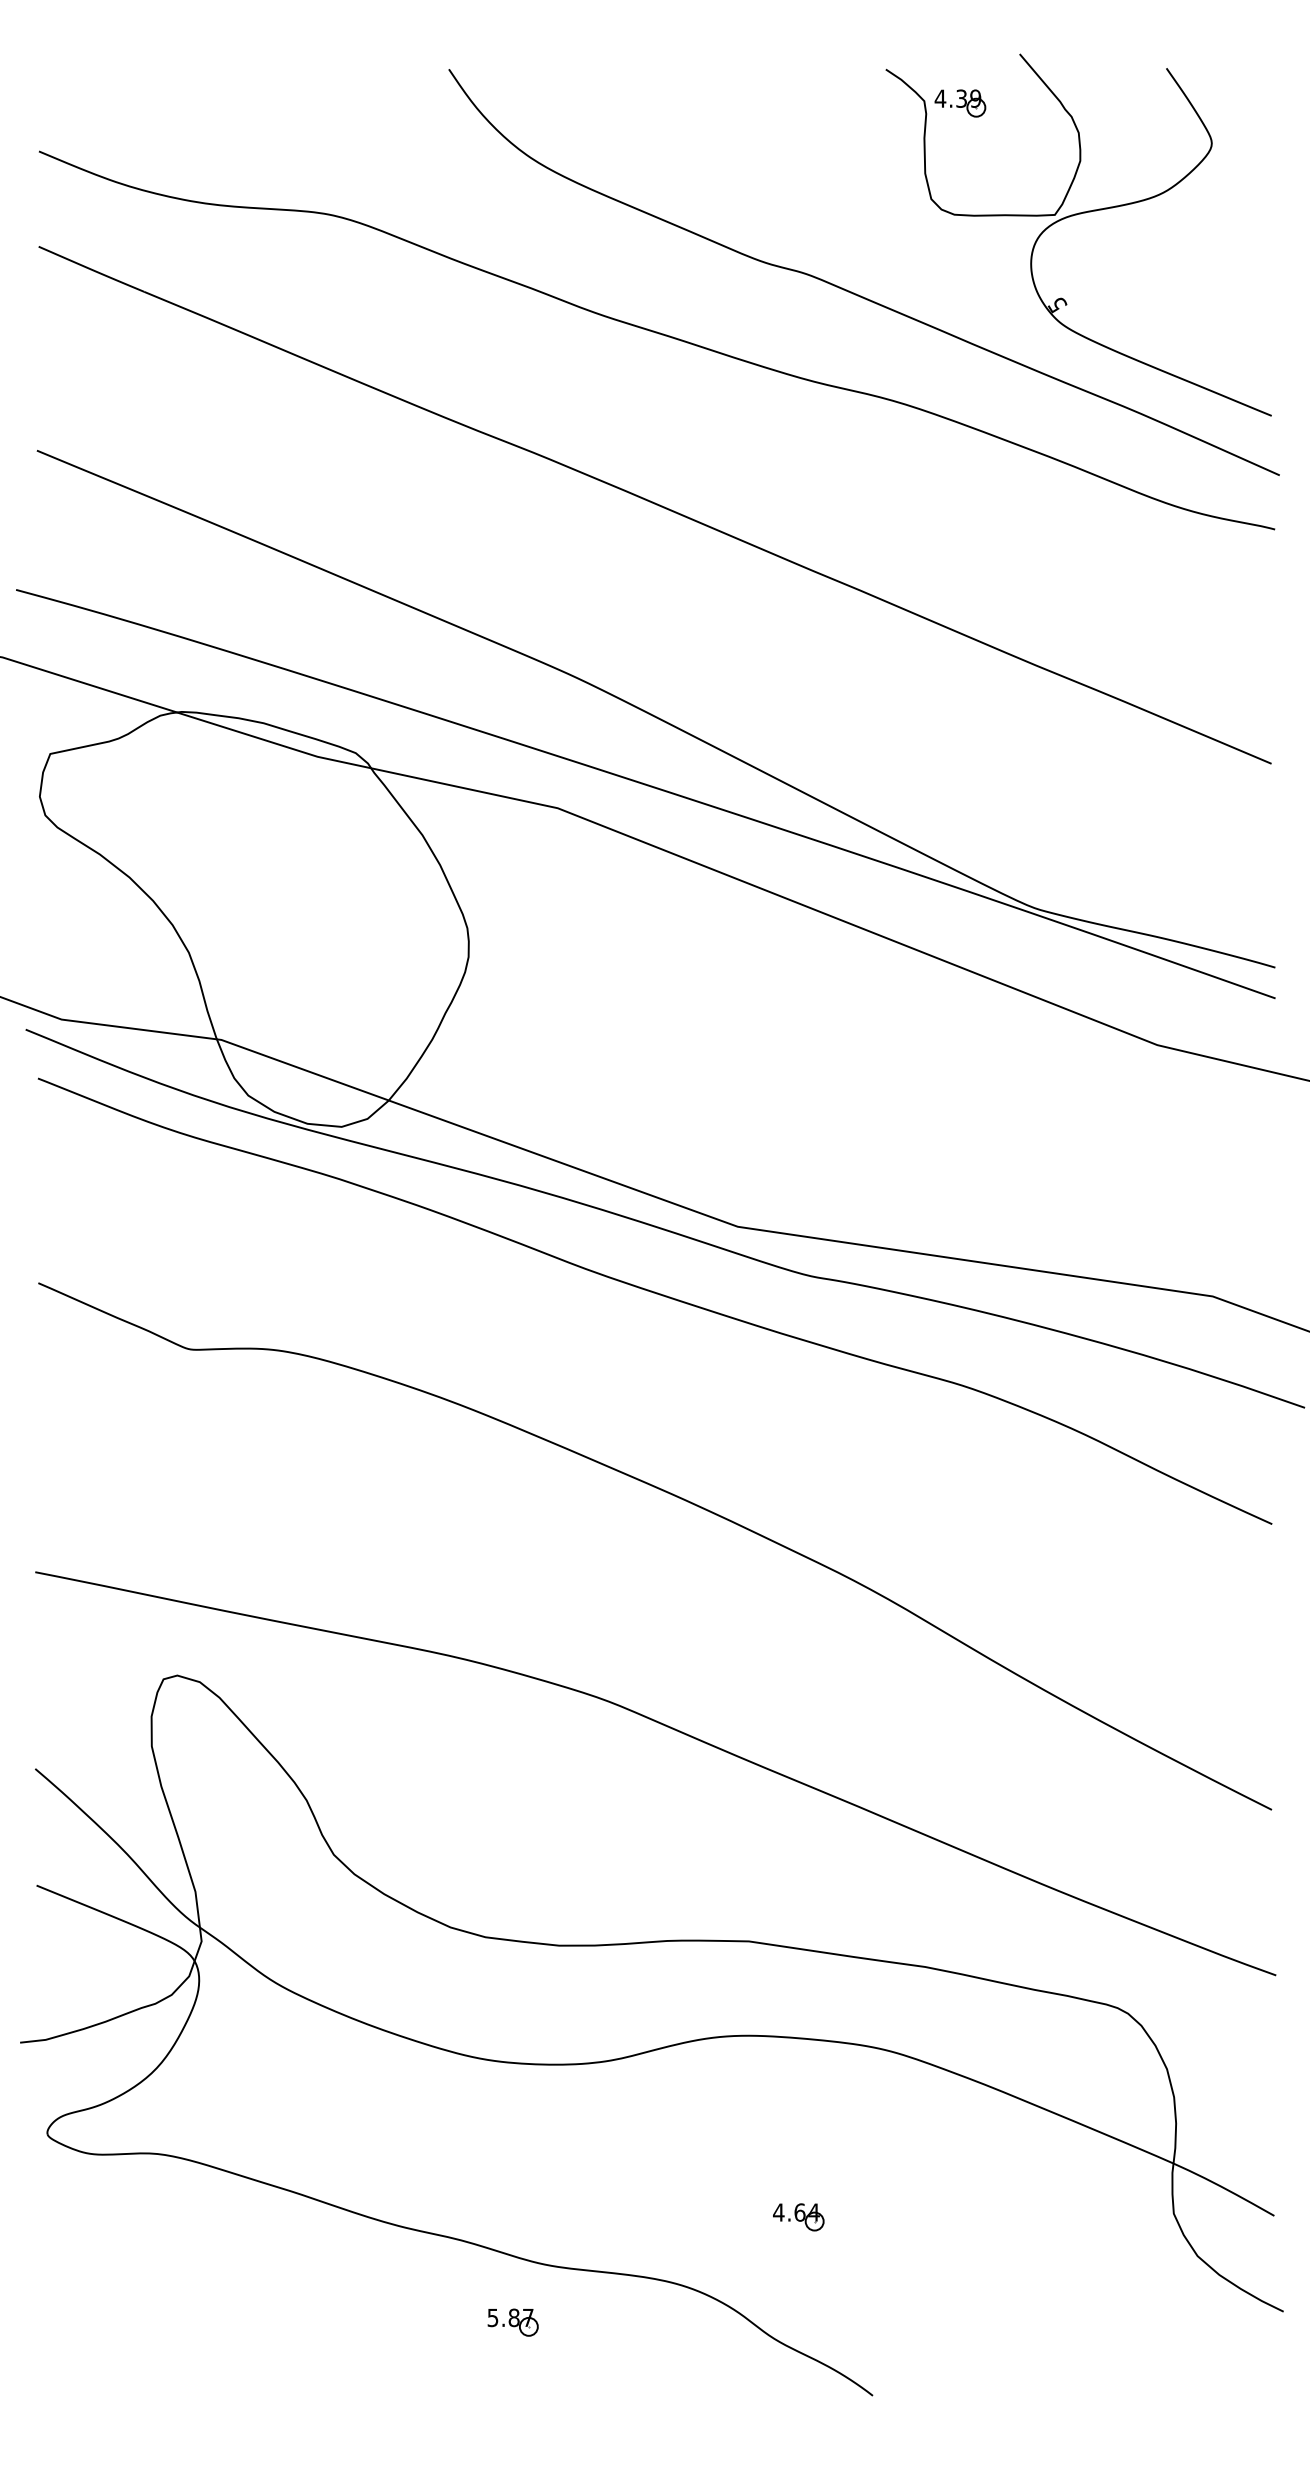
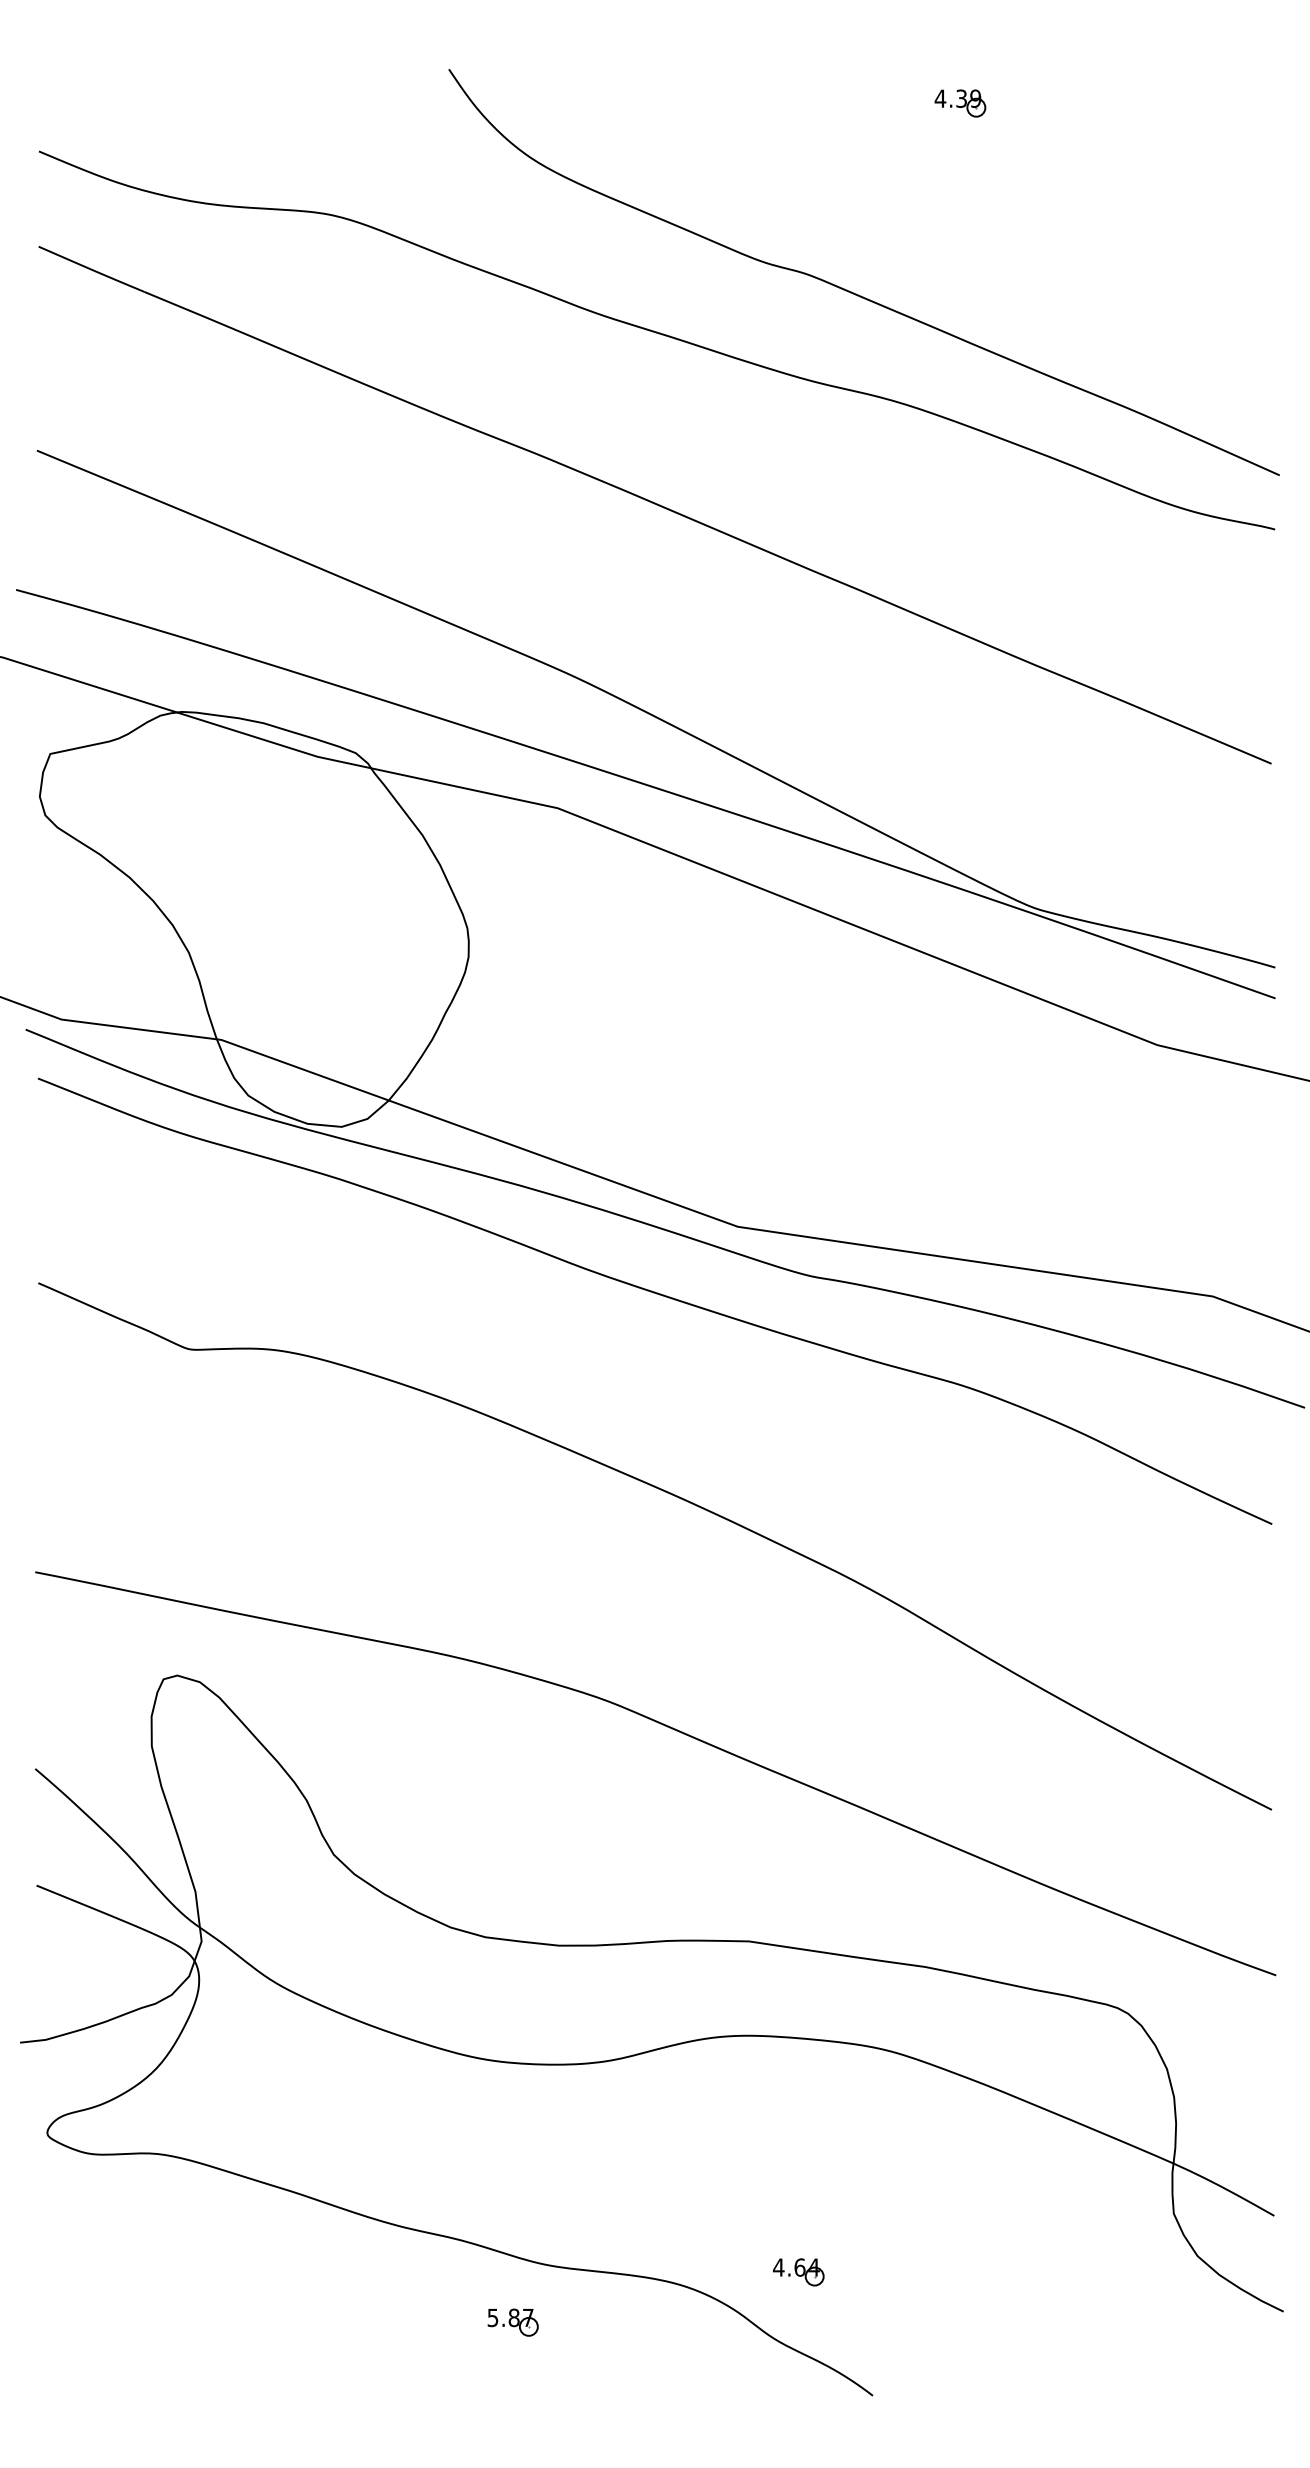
part: present -> none (1073, 216)
part position: (798, 2217) -> (798, 2272) (798, 2272)
